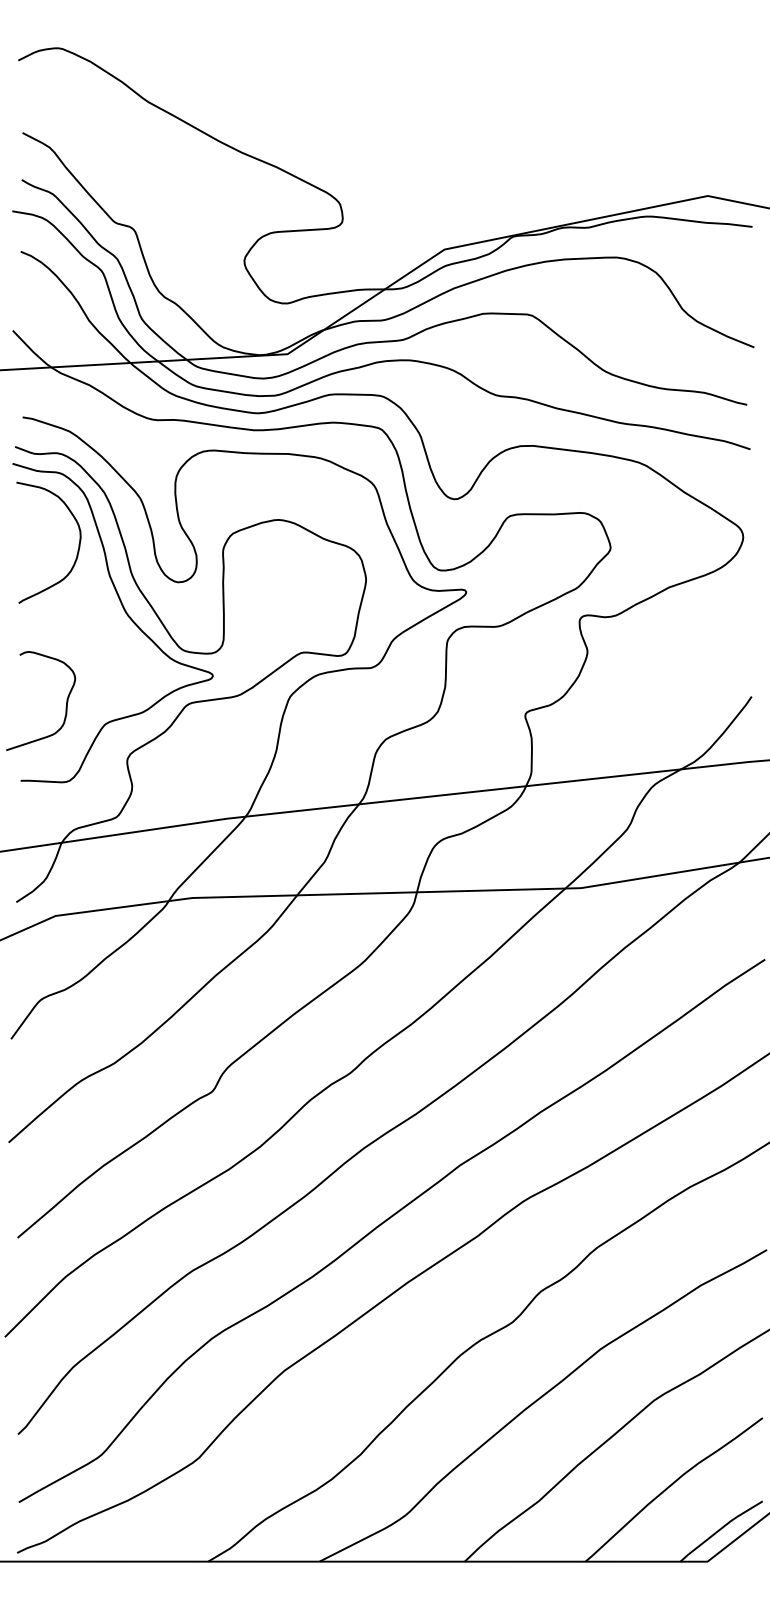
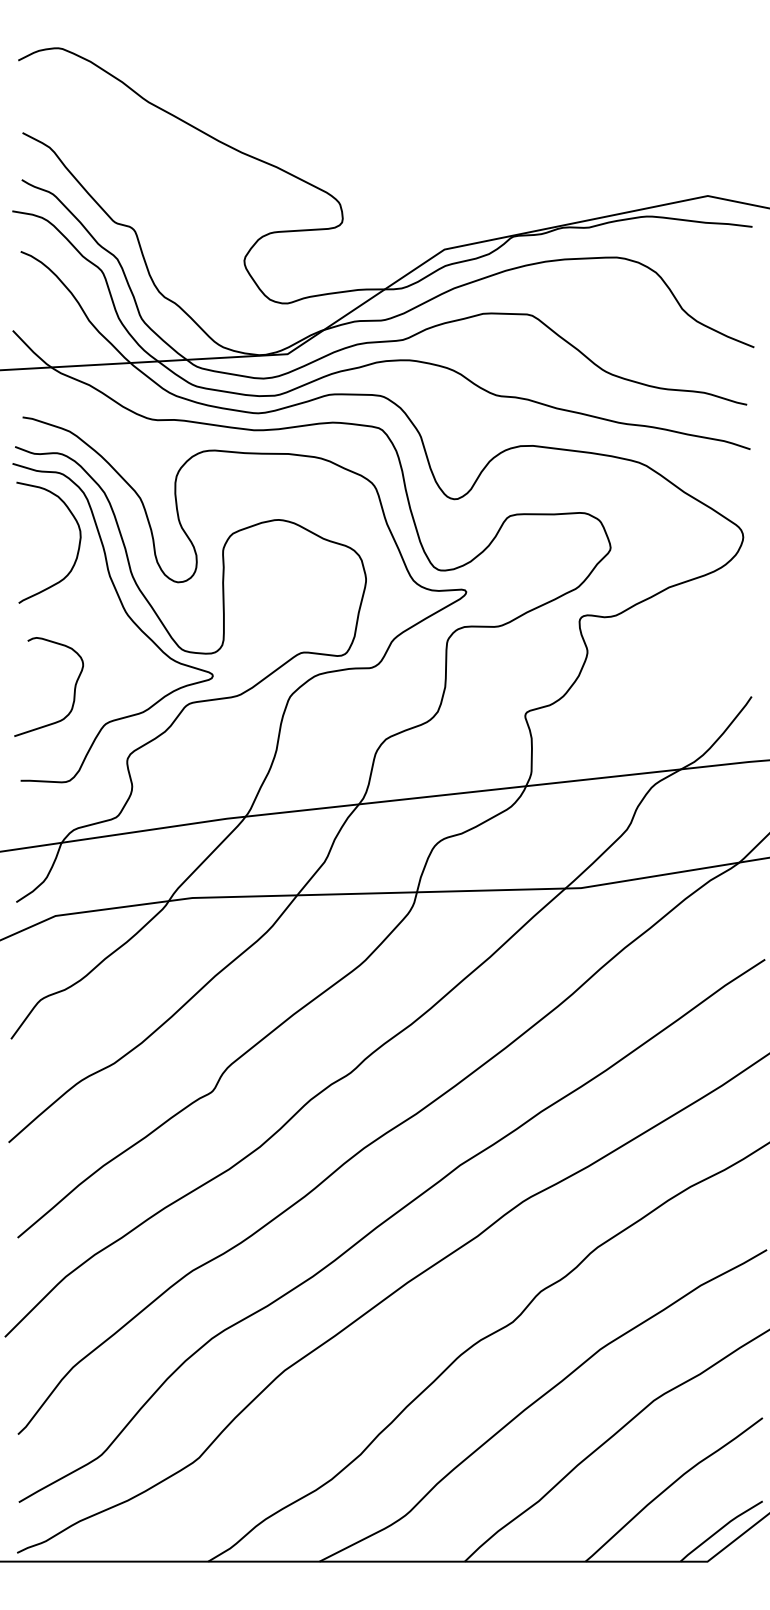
curve position: (65, 706) -> (73, 692) (73, 692)
